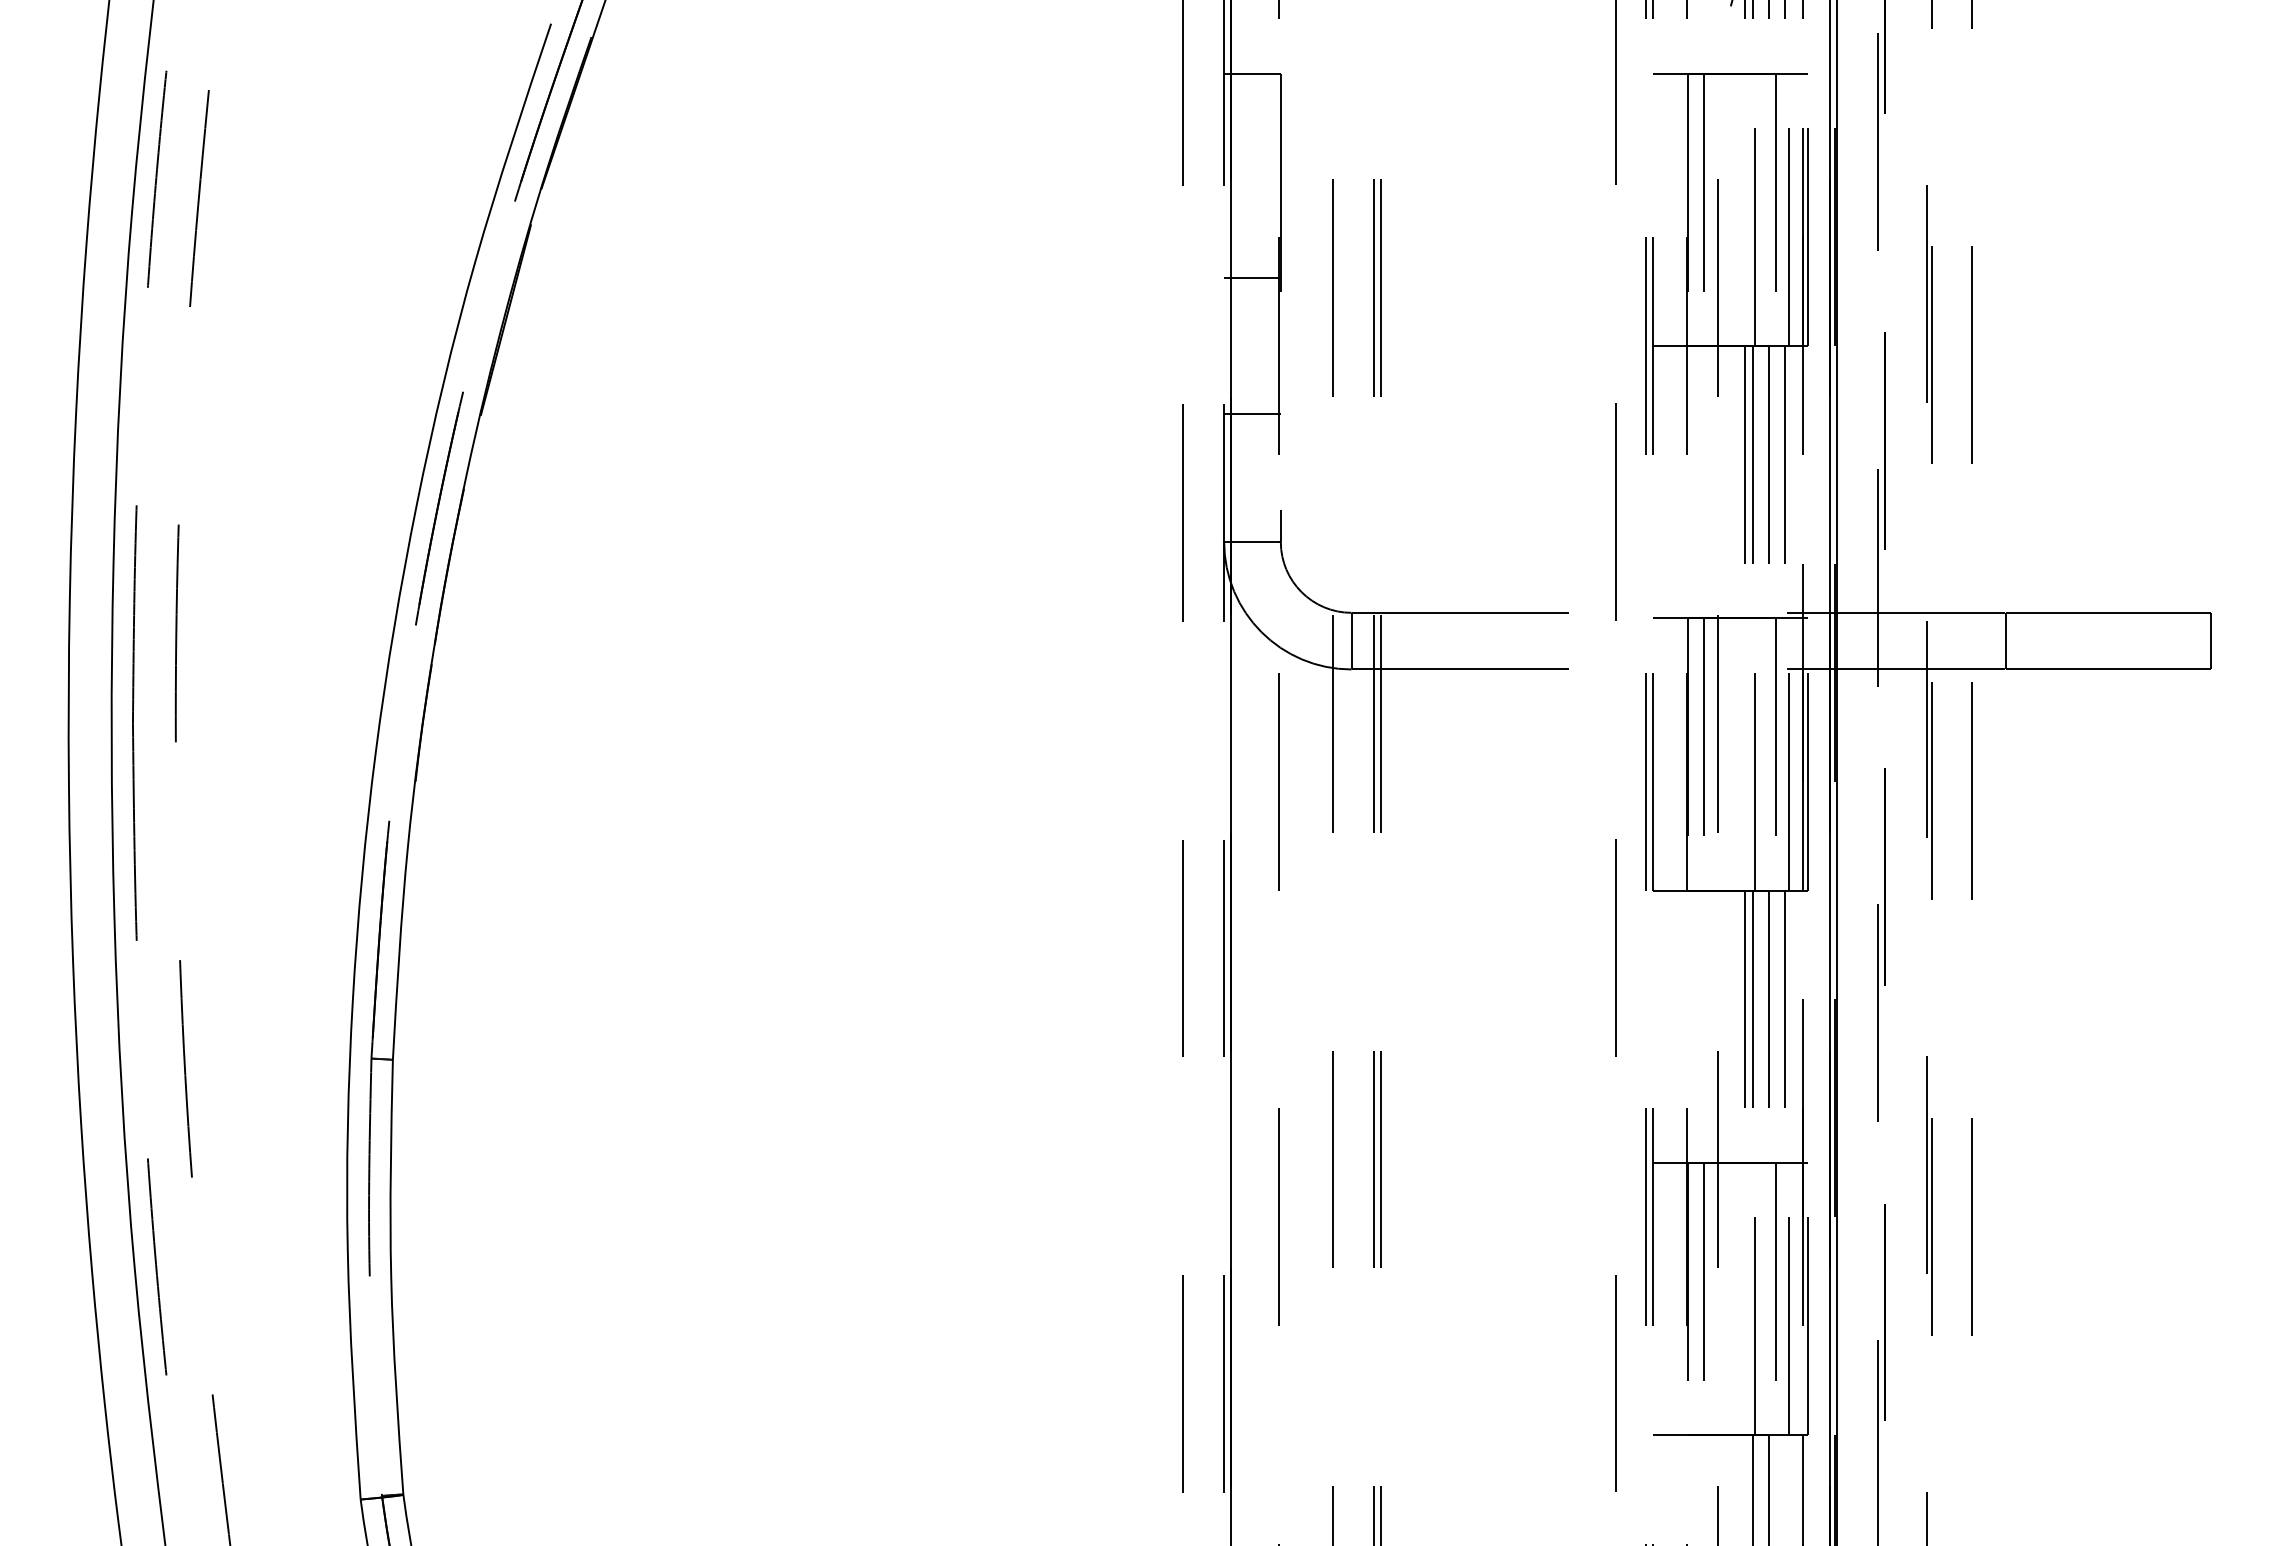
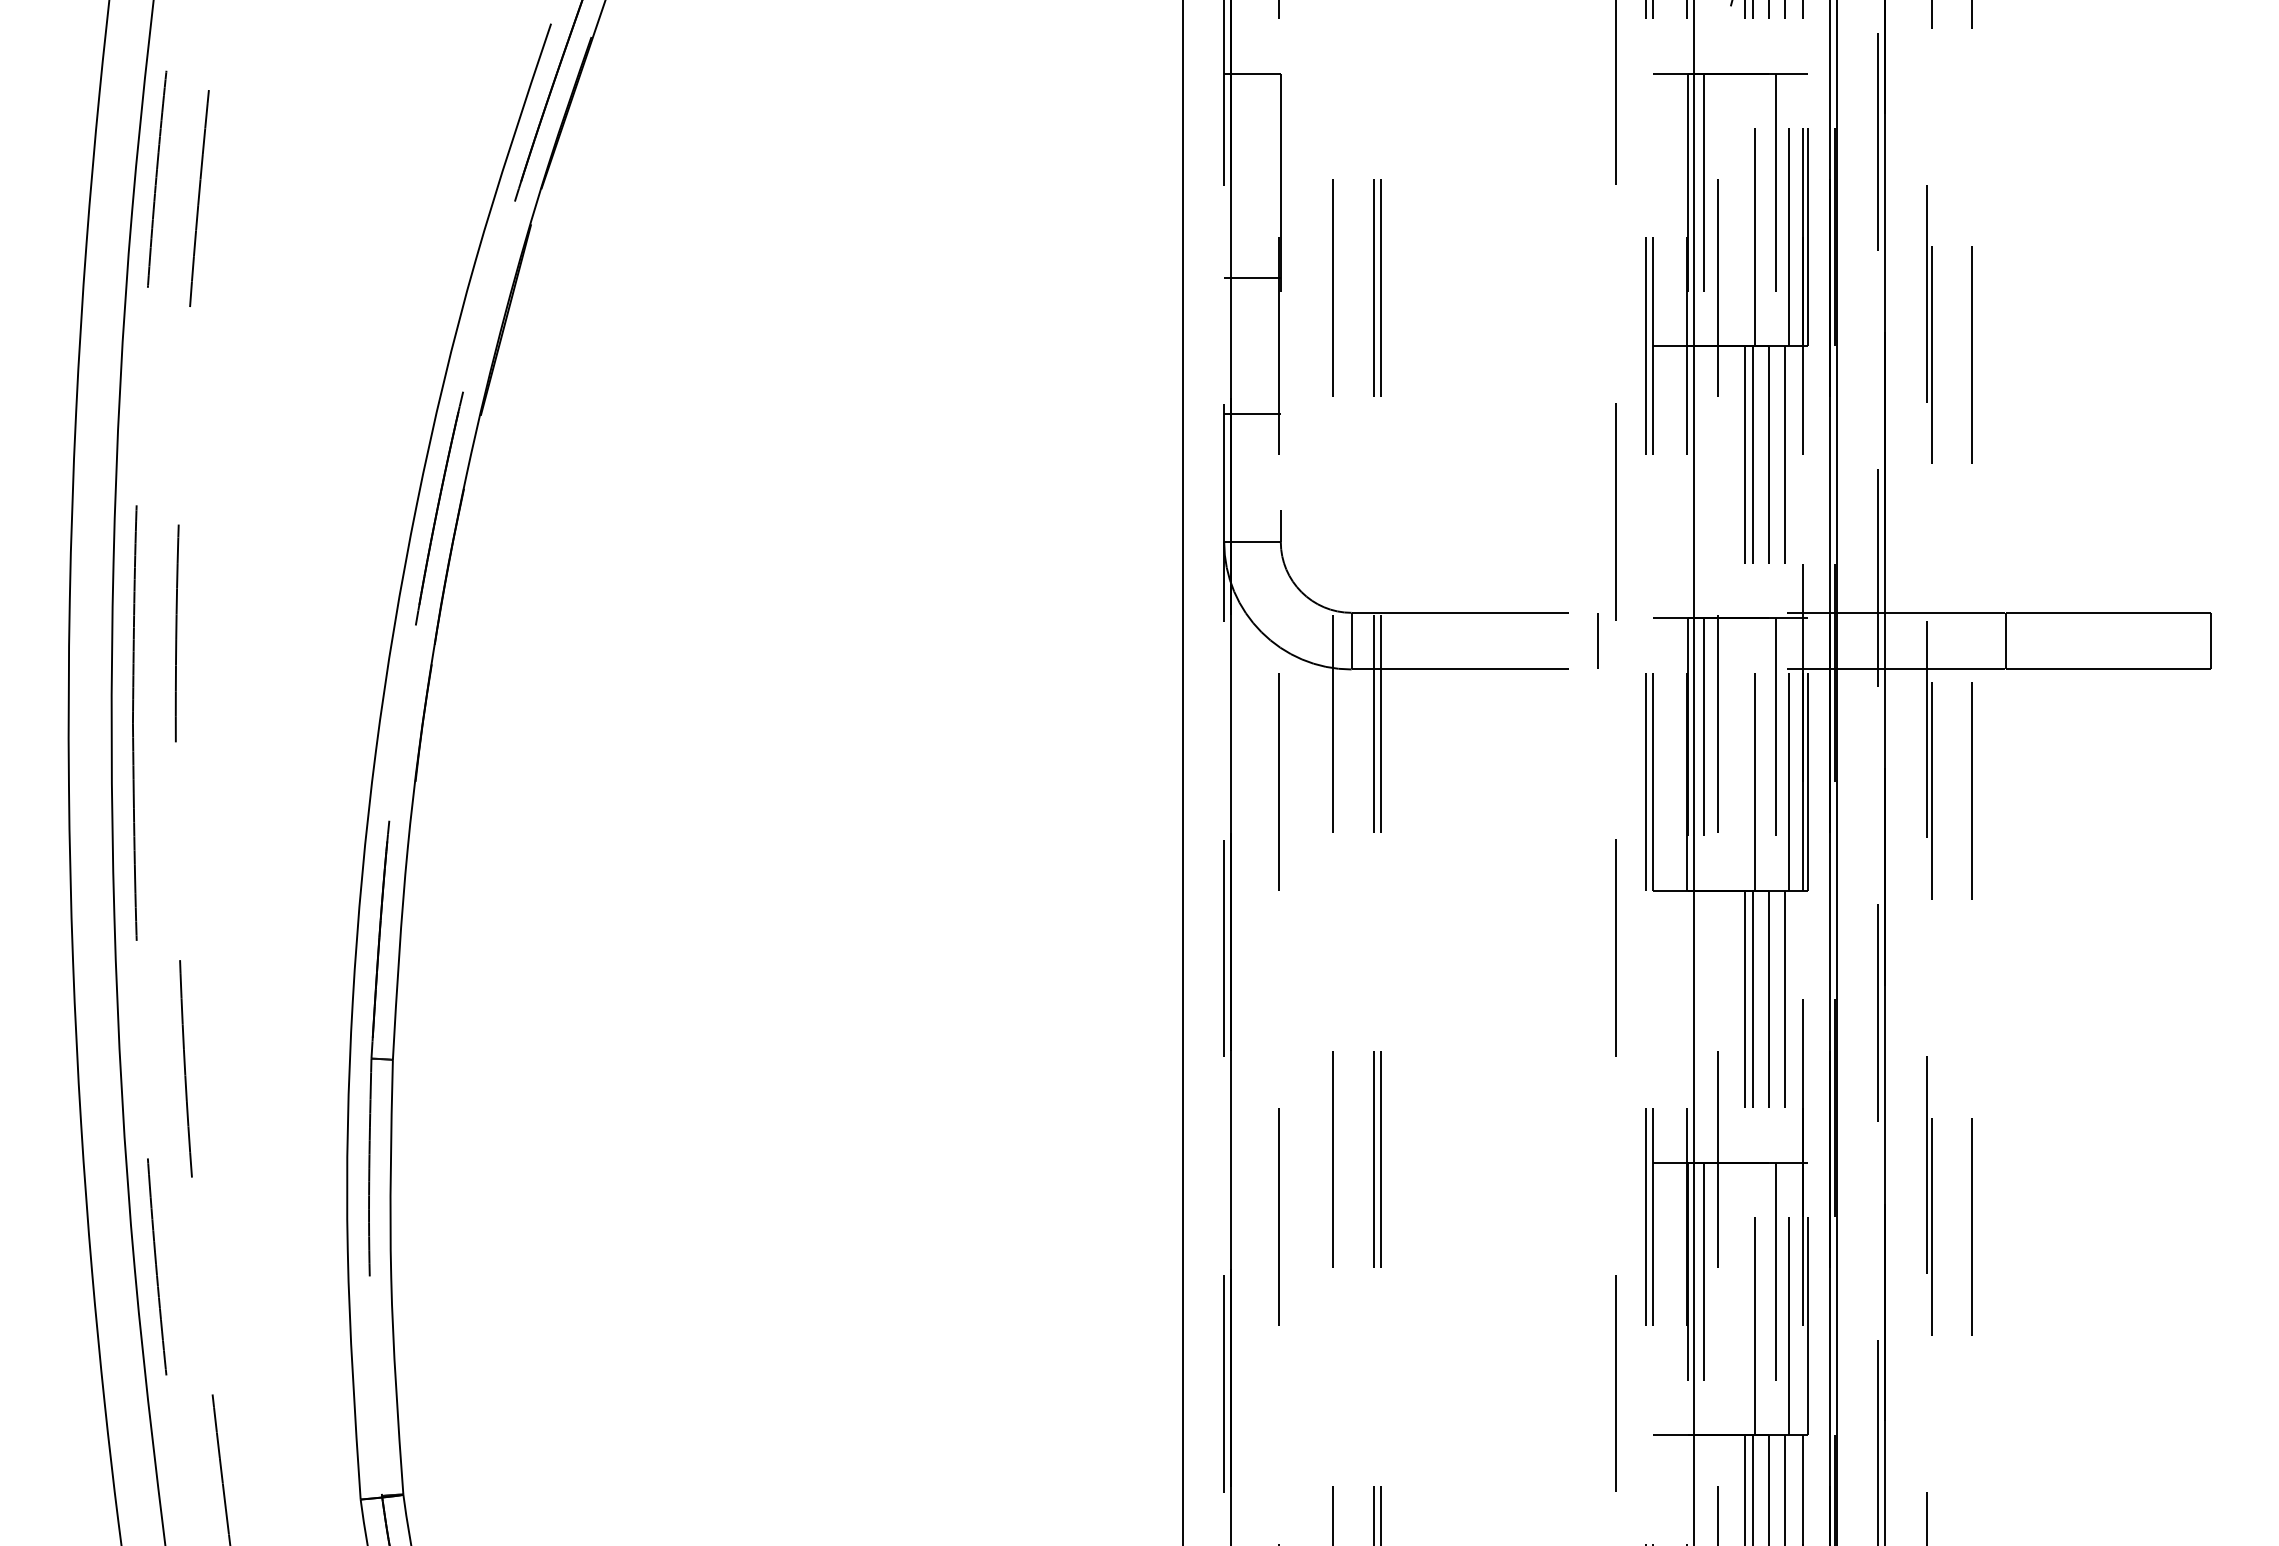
line: none -> present (1597, 640)
line: dashed -> solid (1183, 772)
line: none -> present (1694, 772)
line: dashed -> solid (1885, 773)
line: none -> present (1744, 1488)
line: none -> present (1784, 1488)
